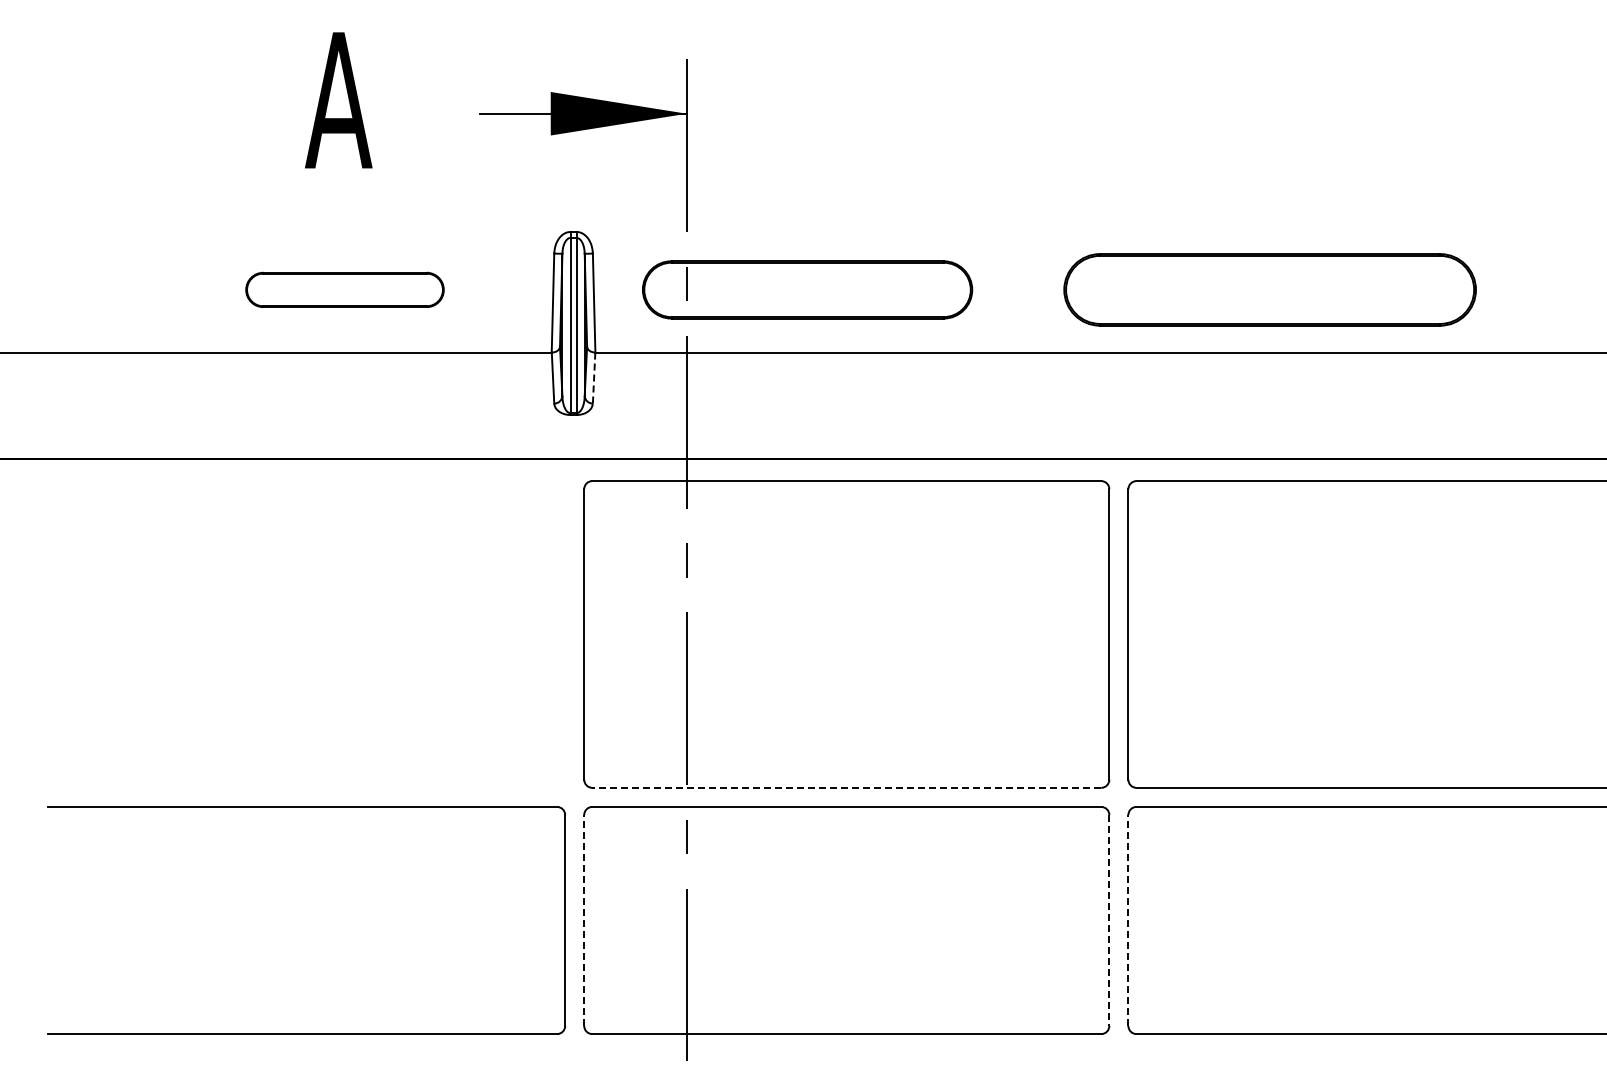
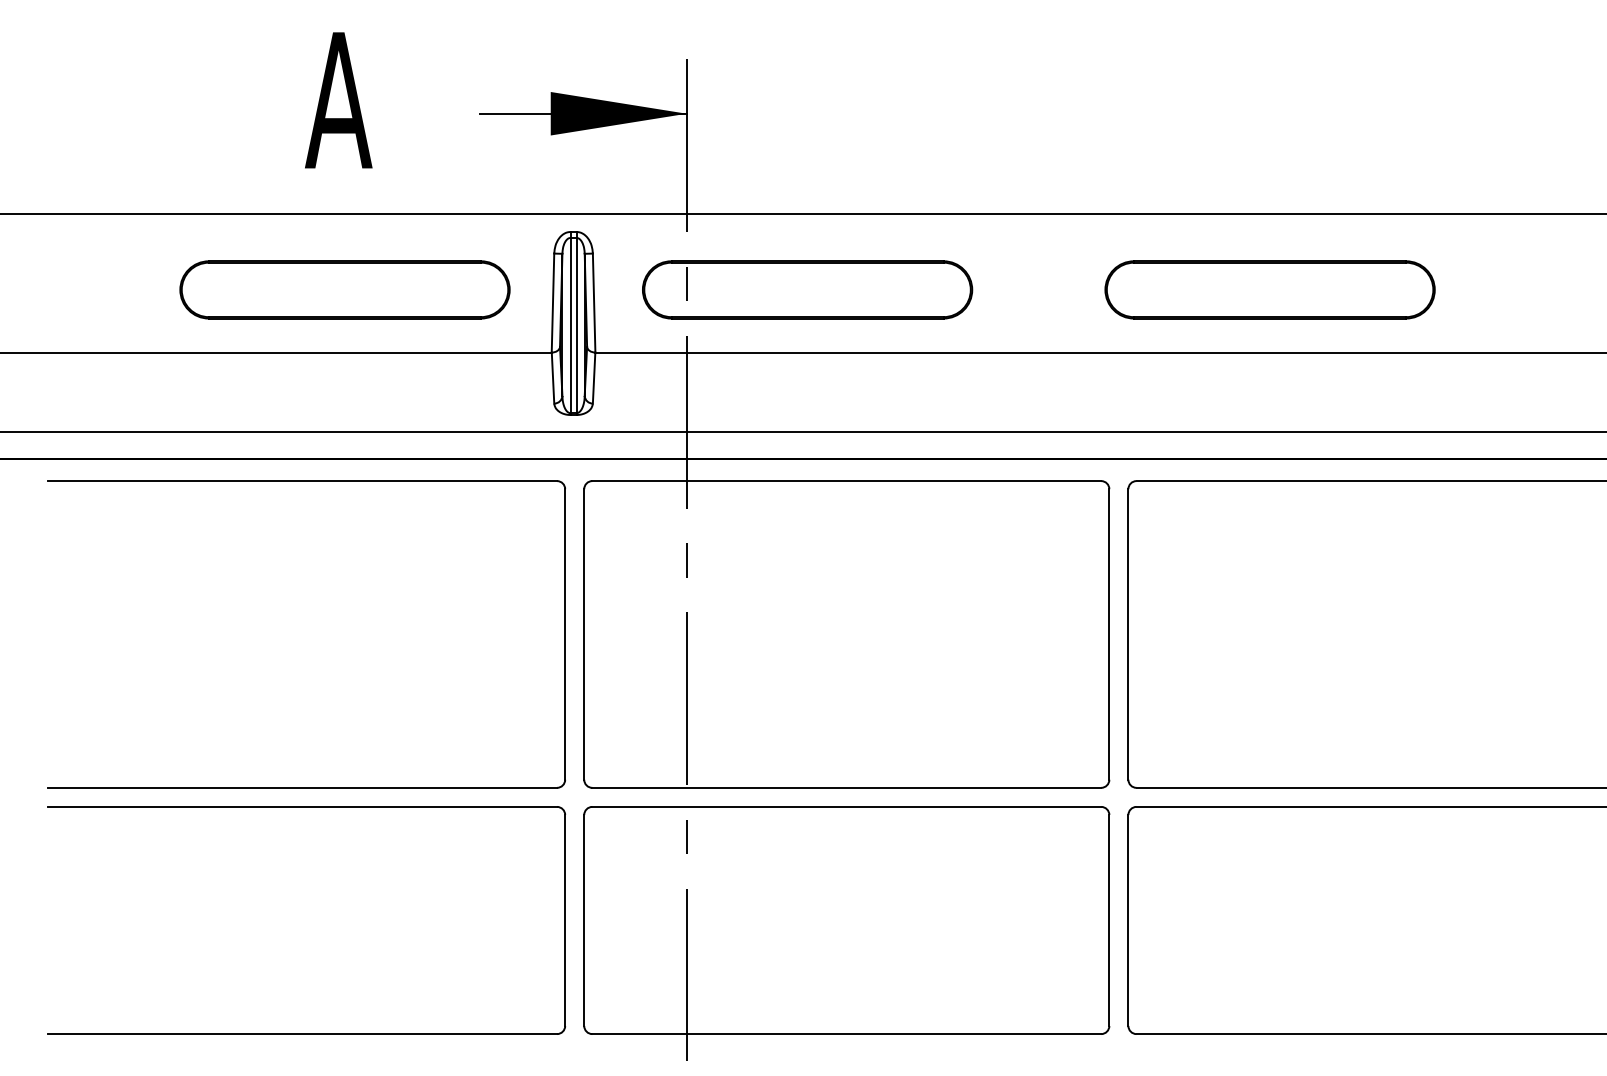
line: none -> present (802, 213)
part size: 200x37 px -> 332x60 px (344, 289)
part size: 414x74 px -> 332x60 px (1269, 289)
line: dashed -> solid (594, 378)
line: none -> present (802, 432)
part: none -> present (306, 481)
line: dashed -> solid (846, 787)
line: dashed -> solid (584, 920)
line: dashed -> solid (1128, 920)
line: dashed -> solid (1109, 921)
